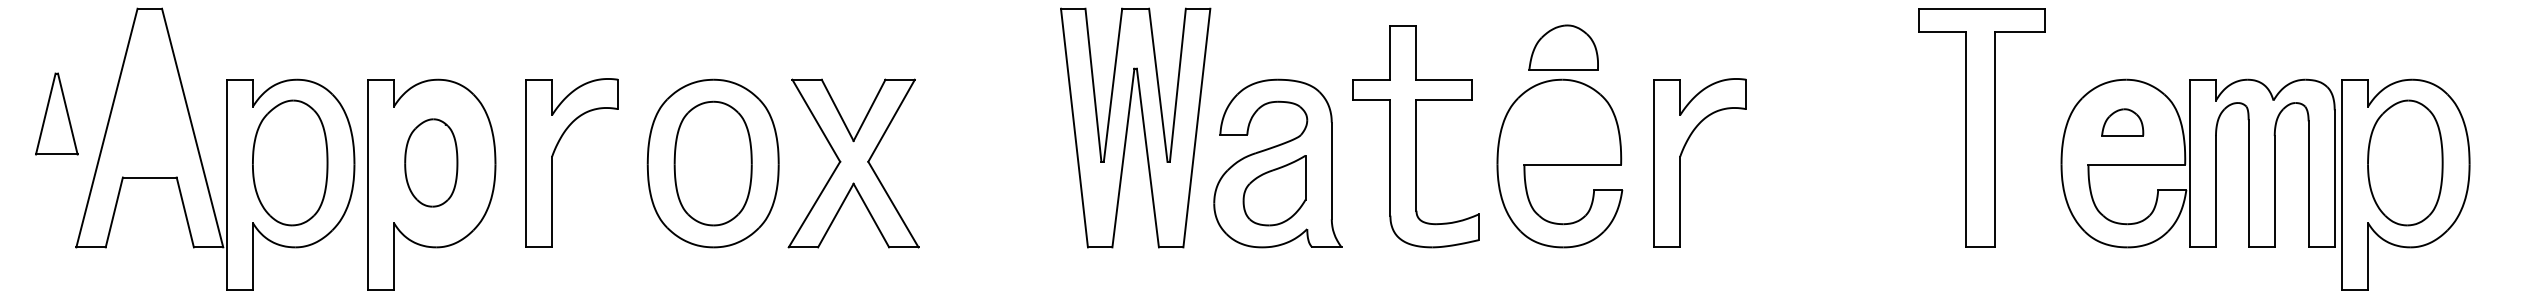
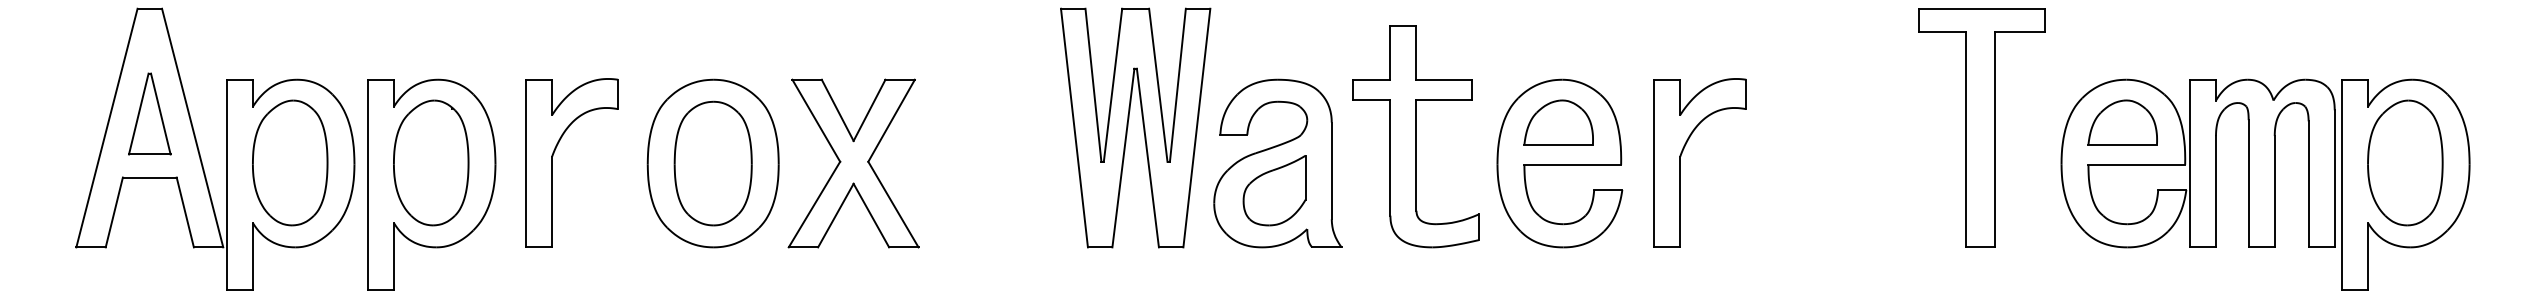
part position: (1563, 47) -> (1558, 122) (1558, 122)
part position: (56, 113) -> (149, 113) (149, 113)
part size: 44x29 px -> 71x47 px (2122, 122)
part size: 55x90 px -> 77x128 px (431, 162)
